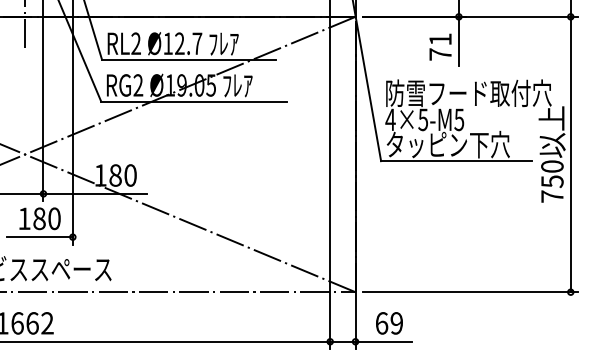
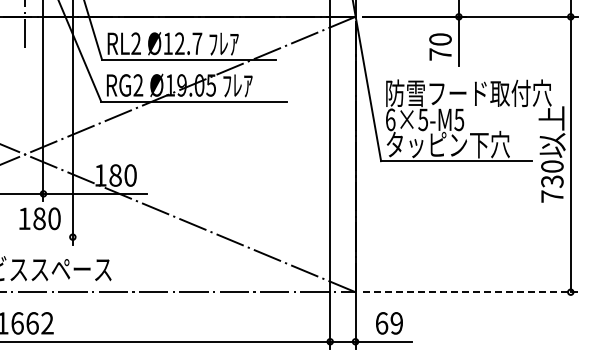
text: 71 -> 70 (440, 39)
text: 4×5-M5 -> 6×5-M5 (390, 119)
text: 750 -> 730 (552, 181)
line: present -> none (39, 237)
line: solid -> dashed (470, 292)
